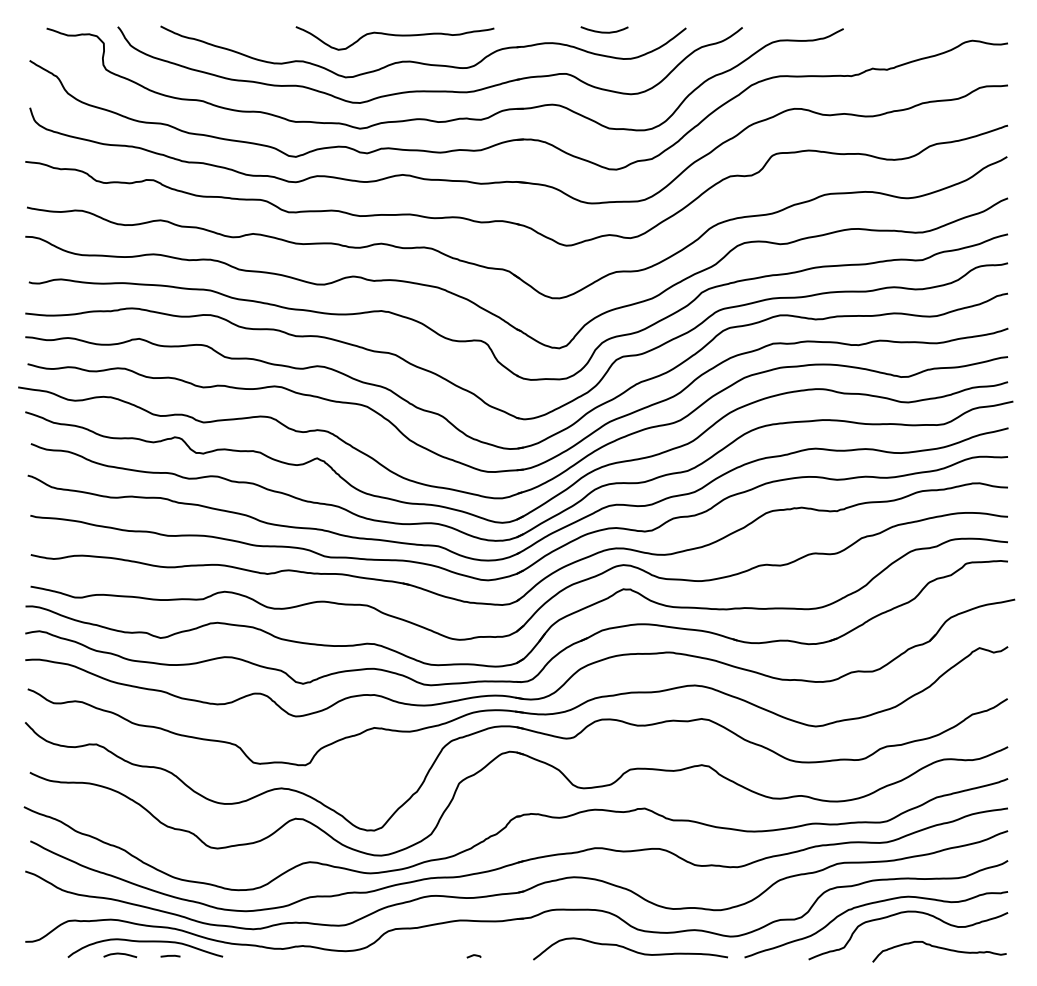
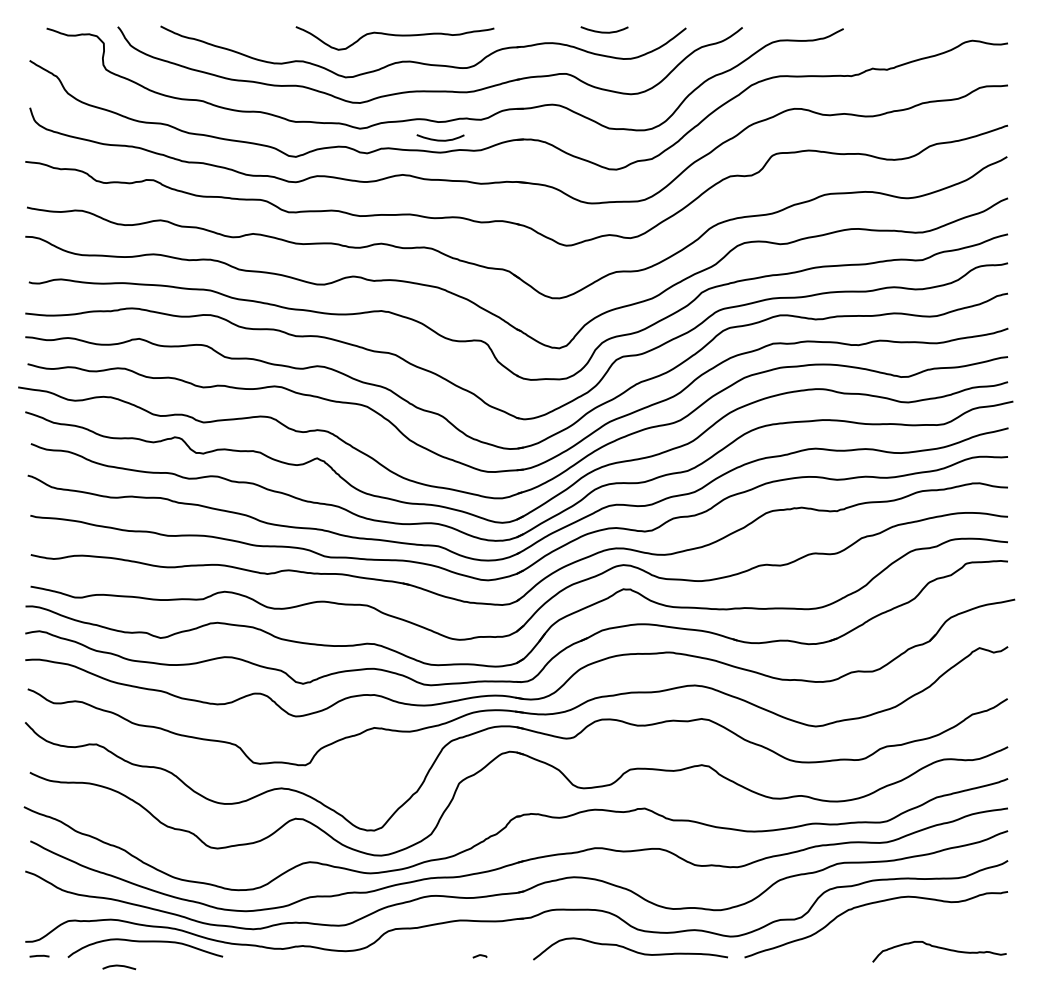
curve: none -> present (440, 139)
curve: present -> none (903, 913)
curve position: (120, 954) -> (119, 966) (119, 966)
line position: (170, 955) -> (39, 955) (39, 955)
curve position: (473, 956) -> (479, 956) (479, 956)
